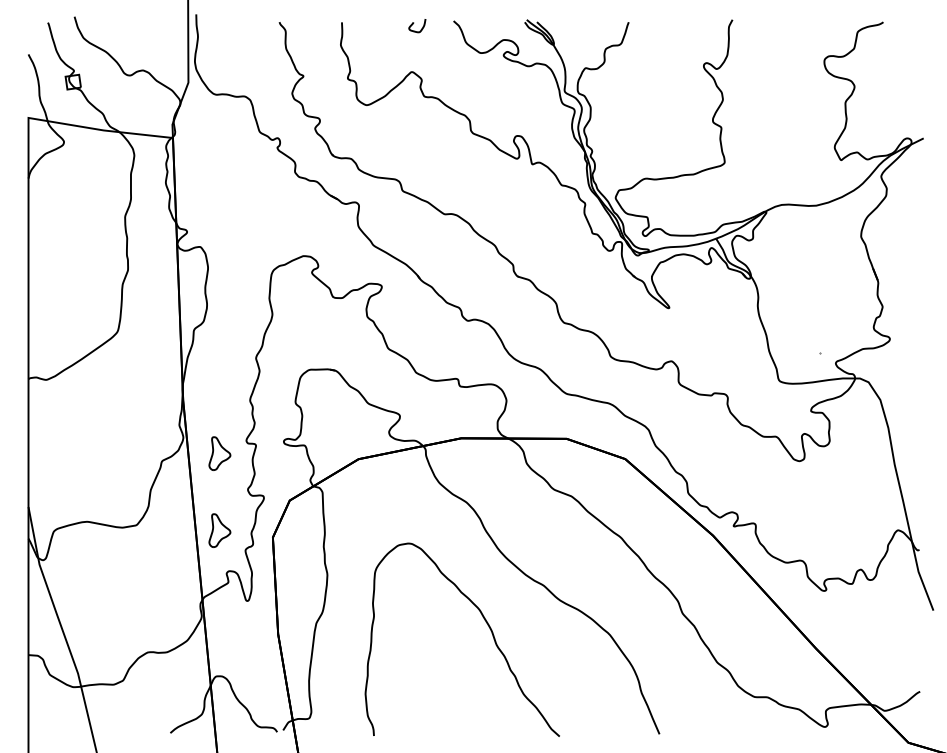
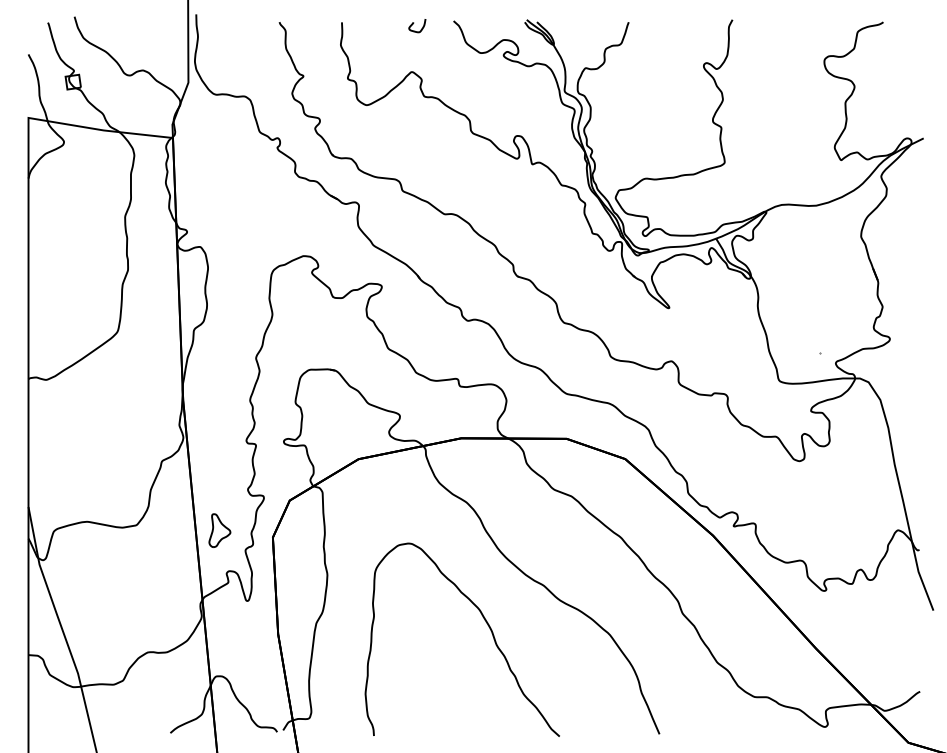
part: present -> none (219, 453)
